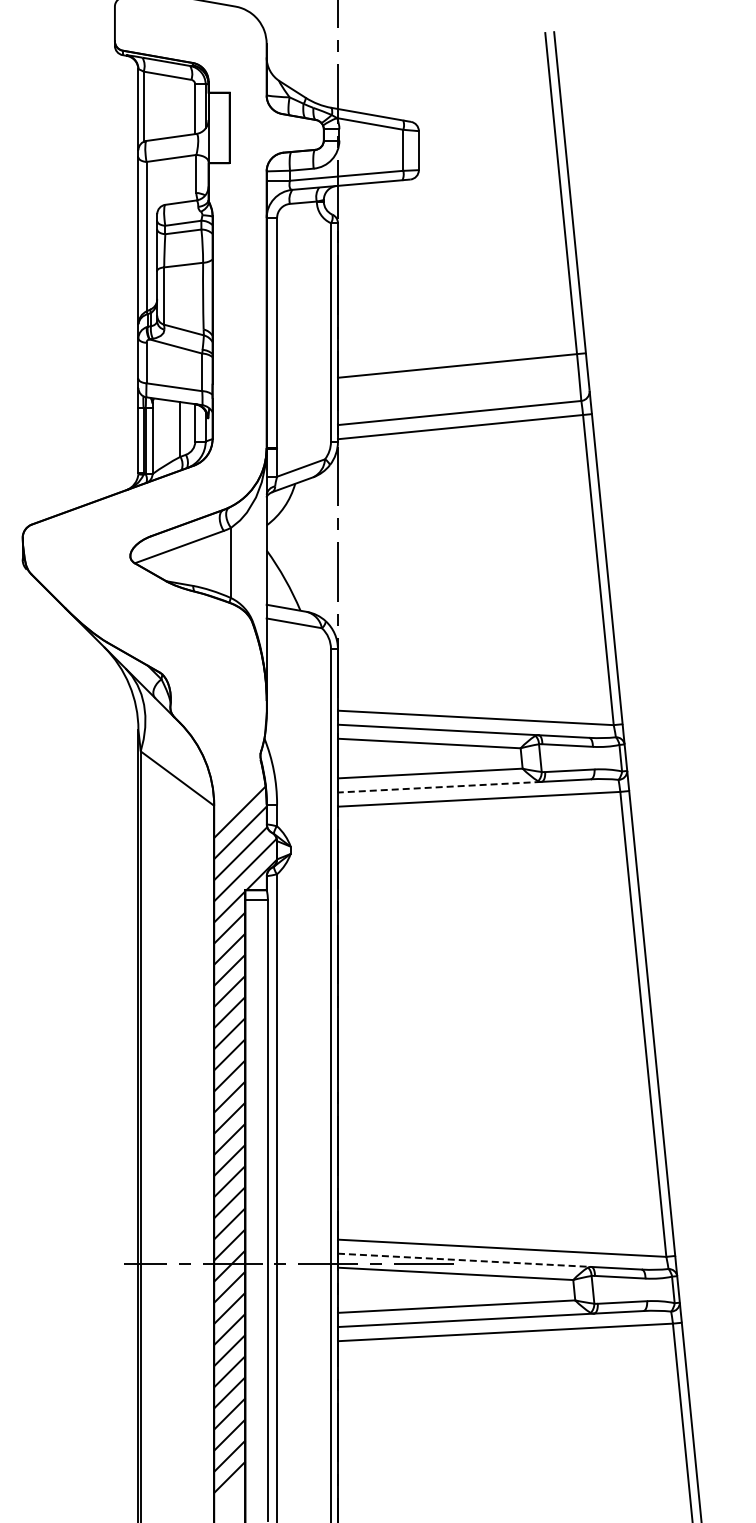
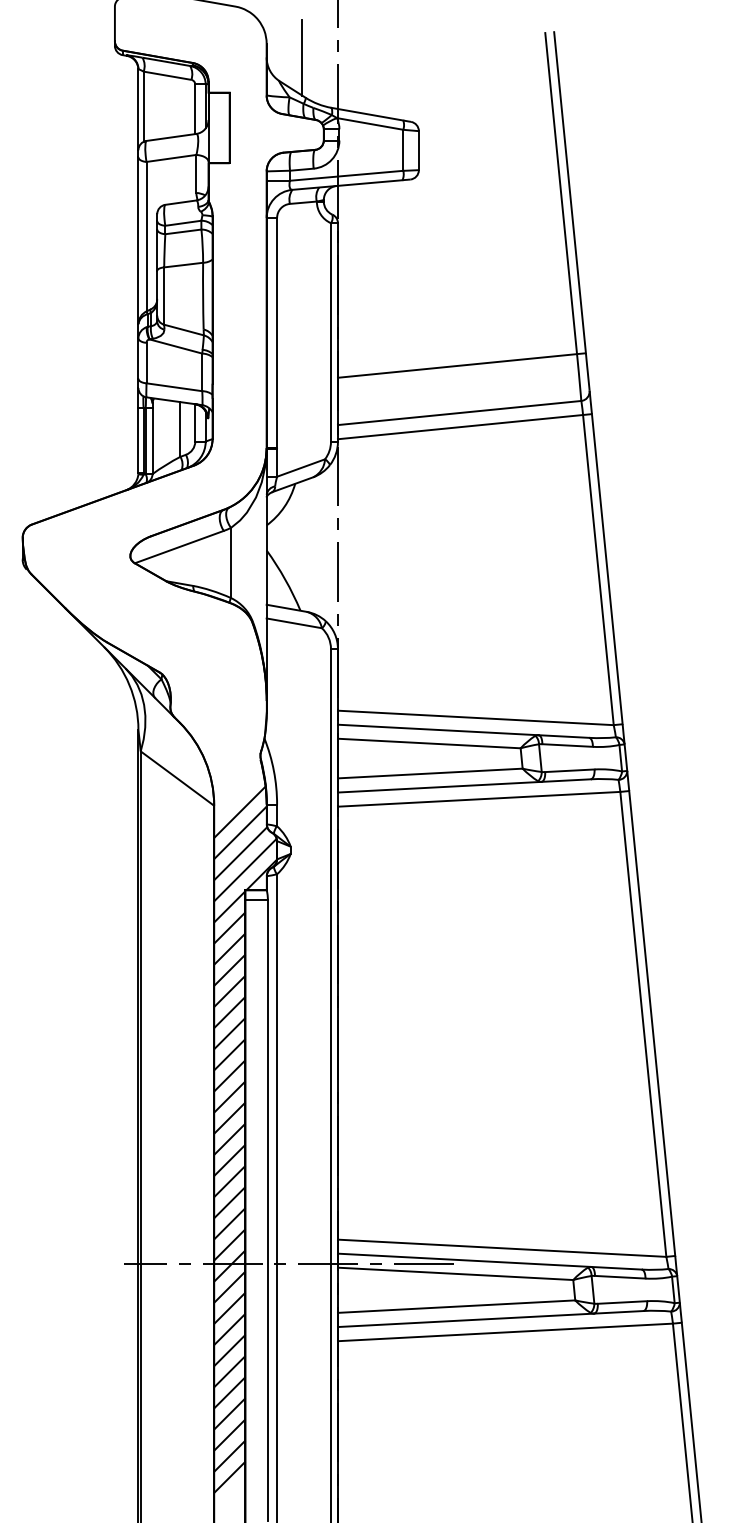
line: none -> present (302, 57)
line: dashed -> solid (439, 787)
line: dashed -> solid (464, 1260)
